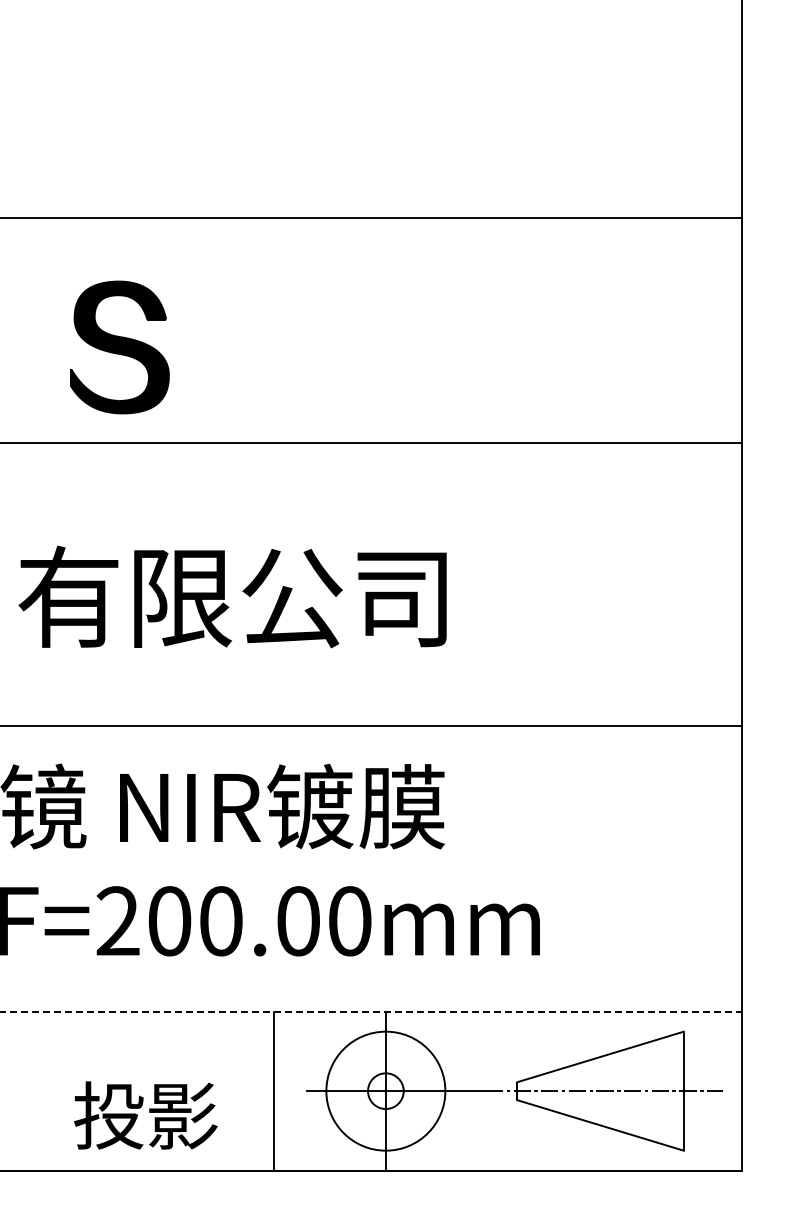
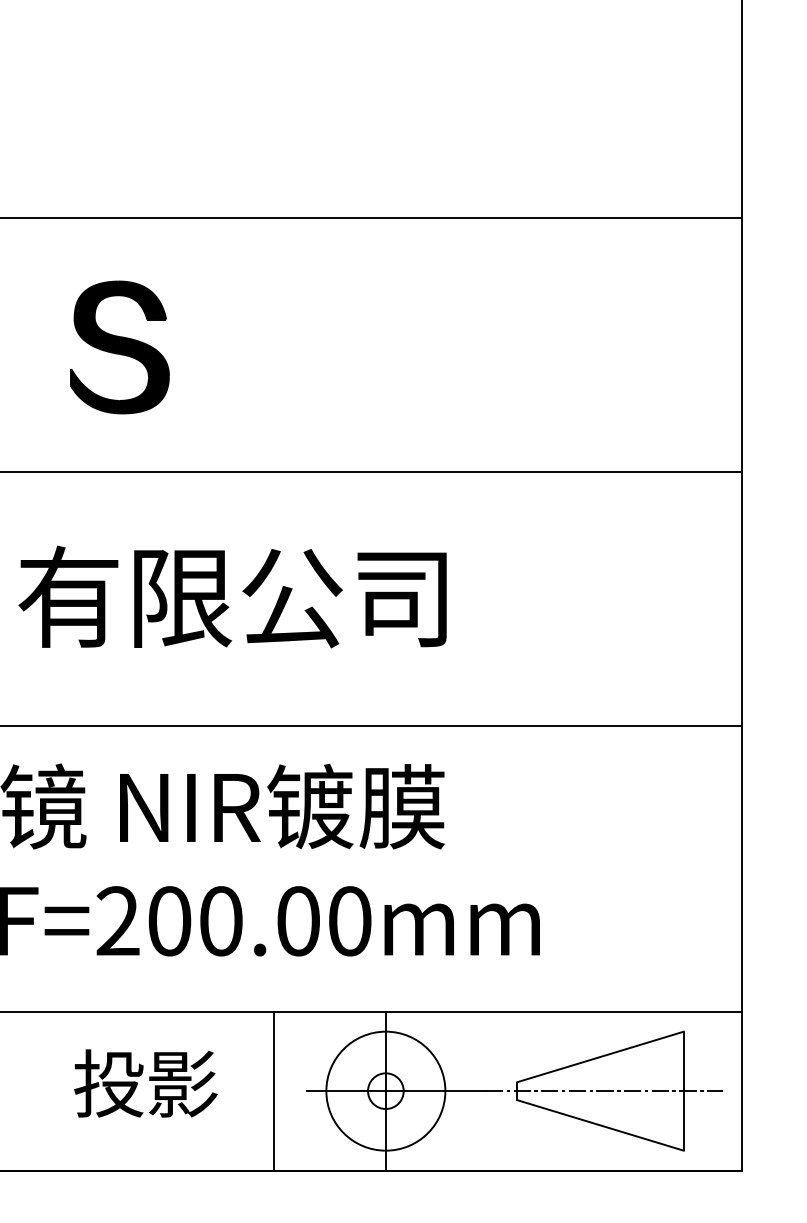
line position: (371, 443) -> (371, 472) (371, 472)
line: dashed -> solid (371, 1011)
text position: (145, 1115) -> (145, 1083) (145, 1083)
